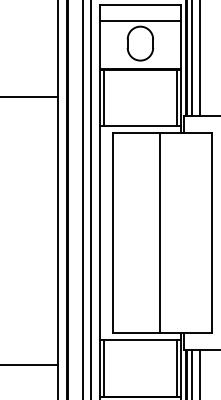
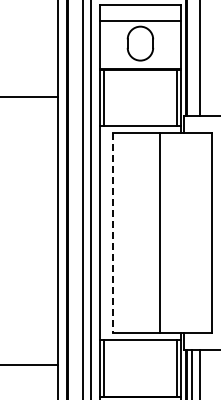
line: present -> none (191, 59)
line: solid -> dashed (112, 233)
